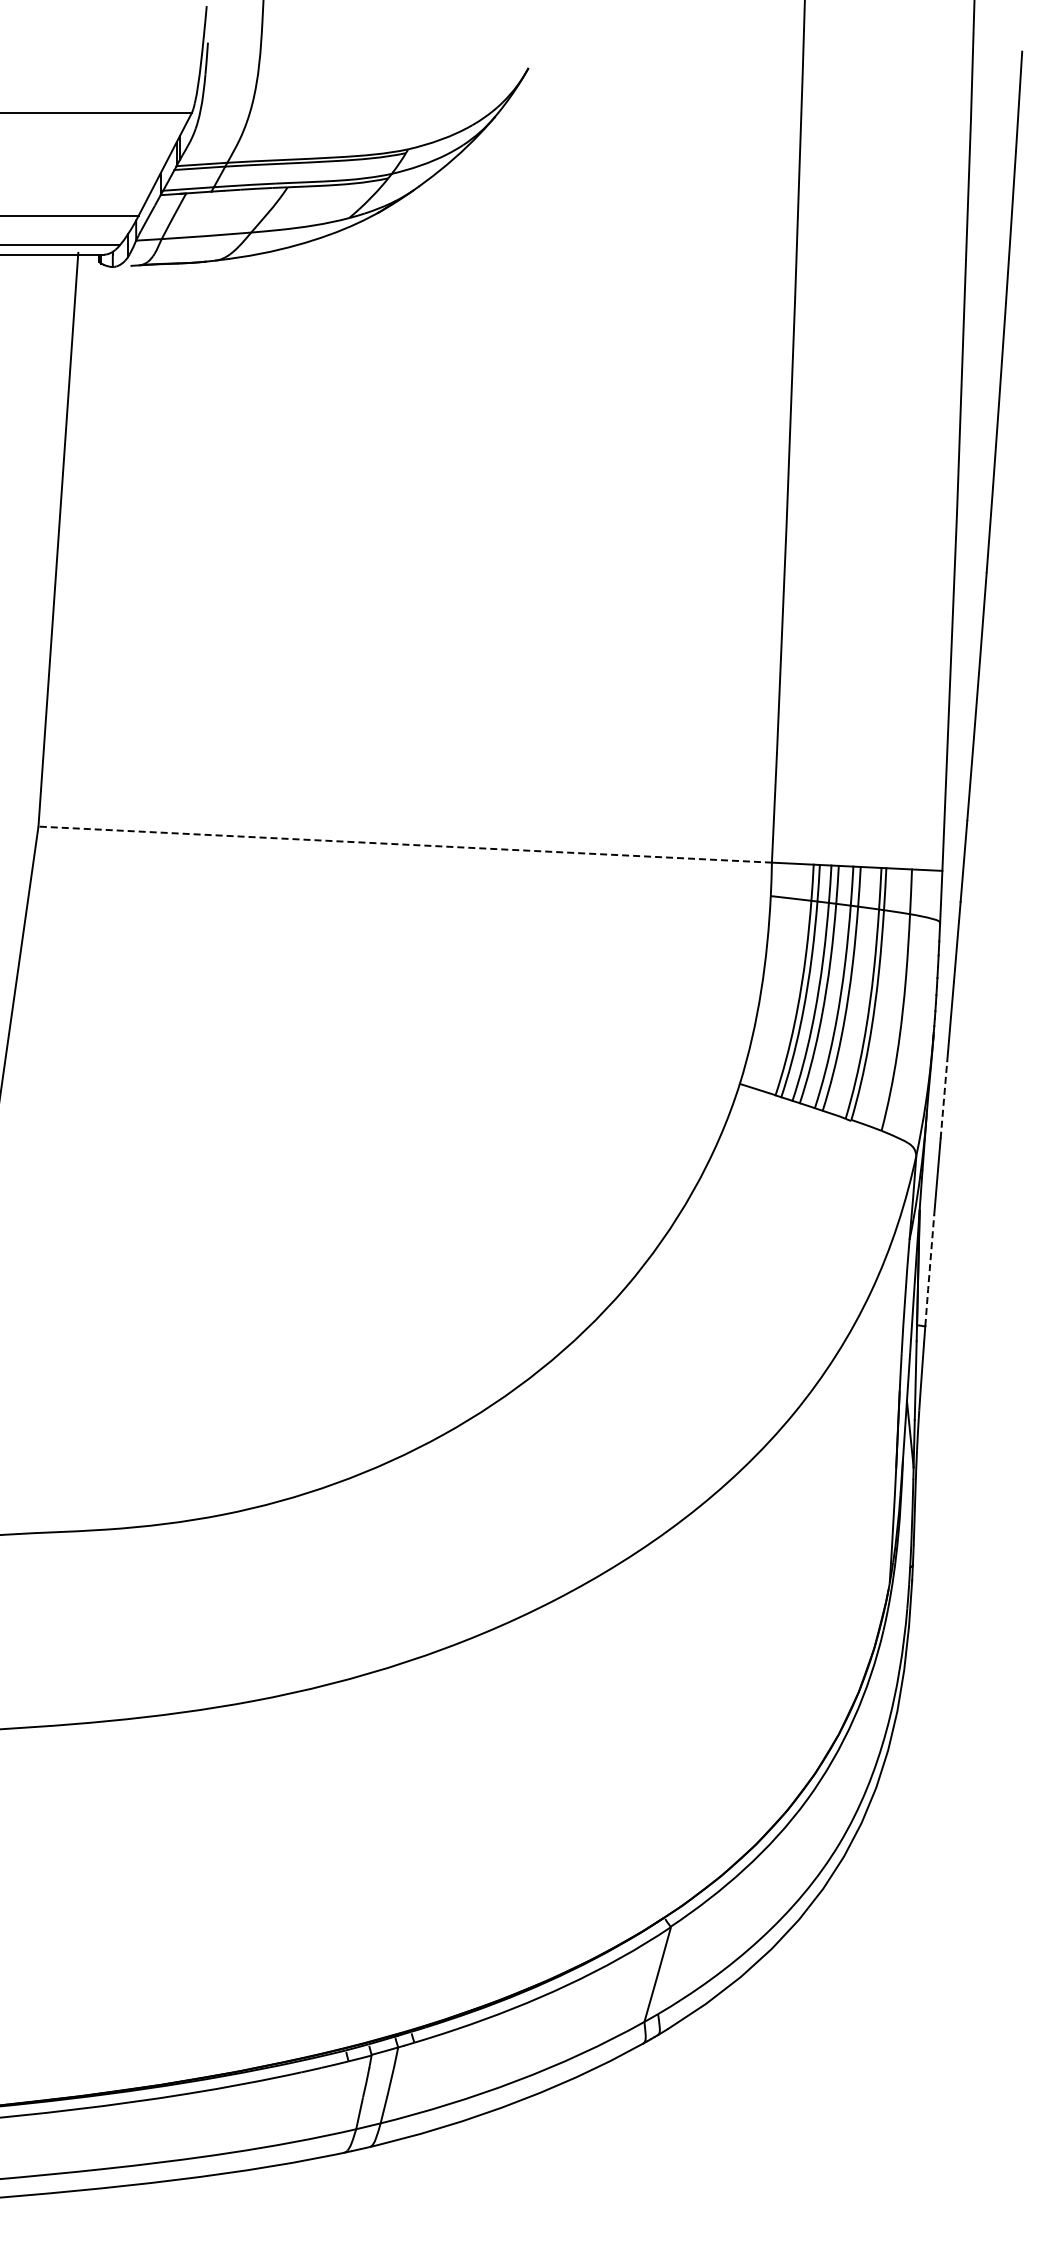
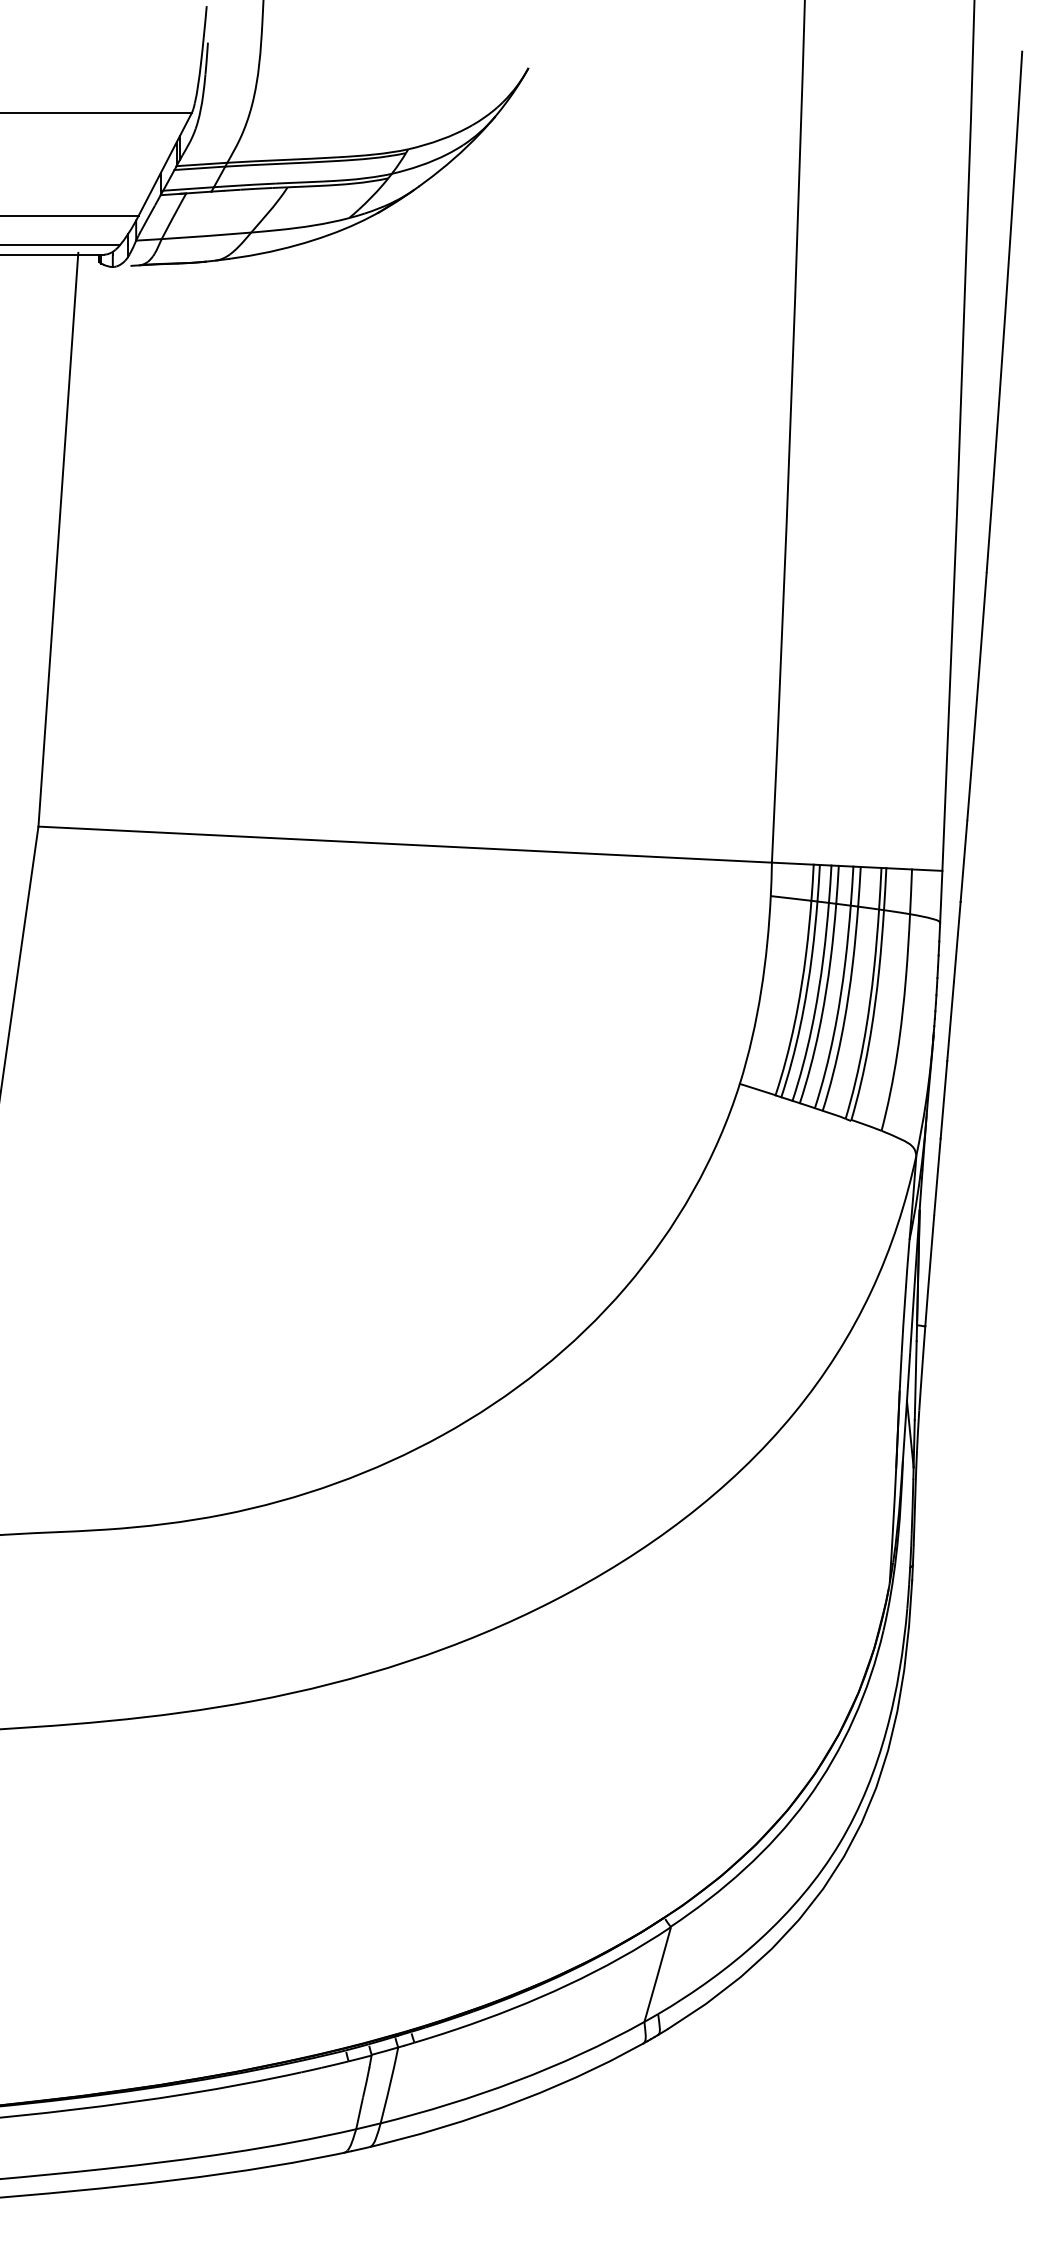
line: dashed -> solid (404, 844)
line: dashed -> solid (943, 1099)
line: dashed -> solid (929, 1271)
